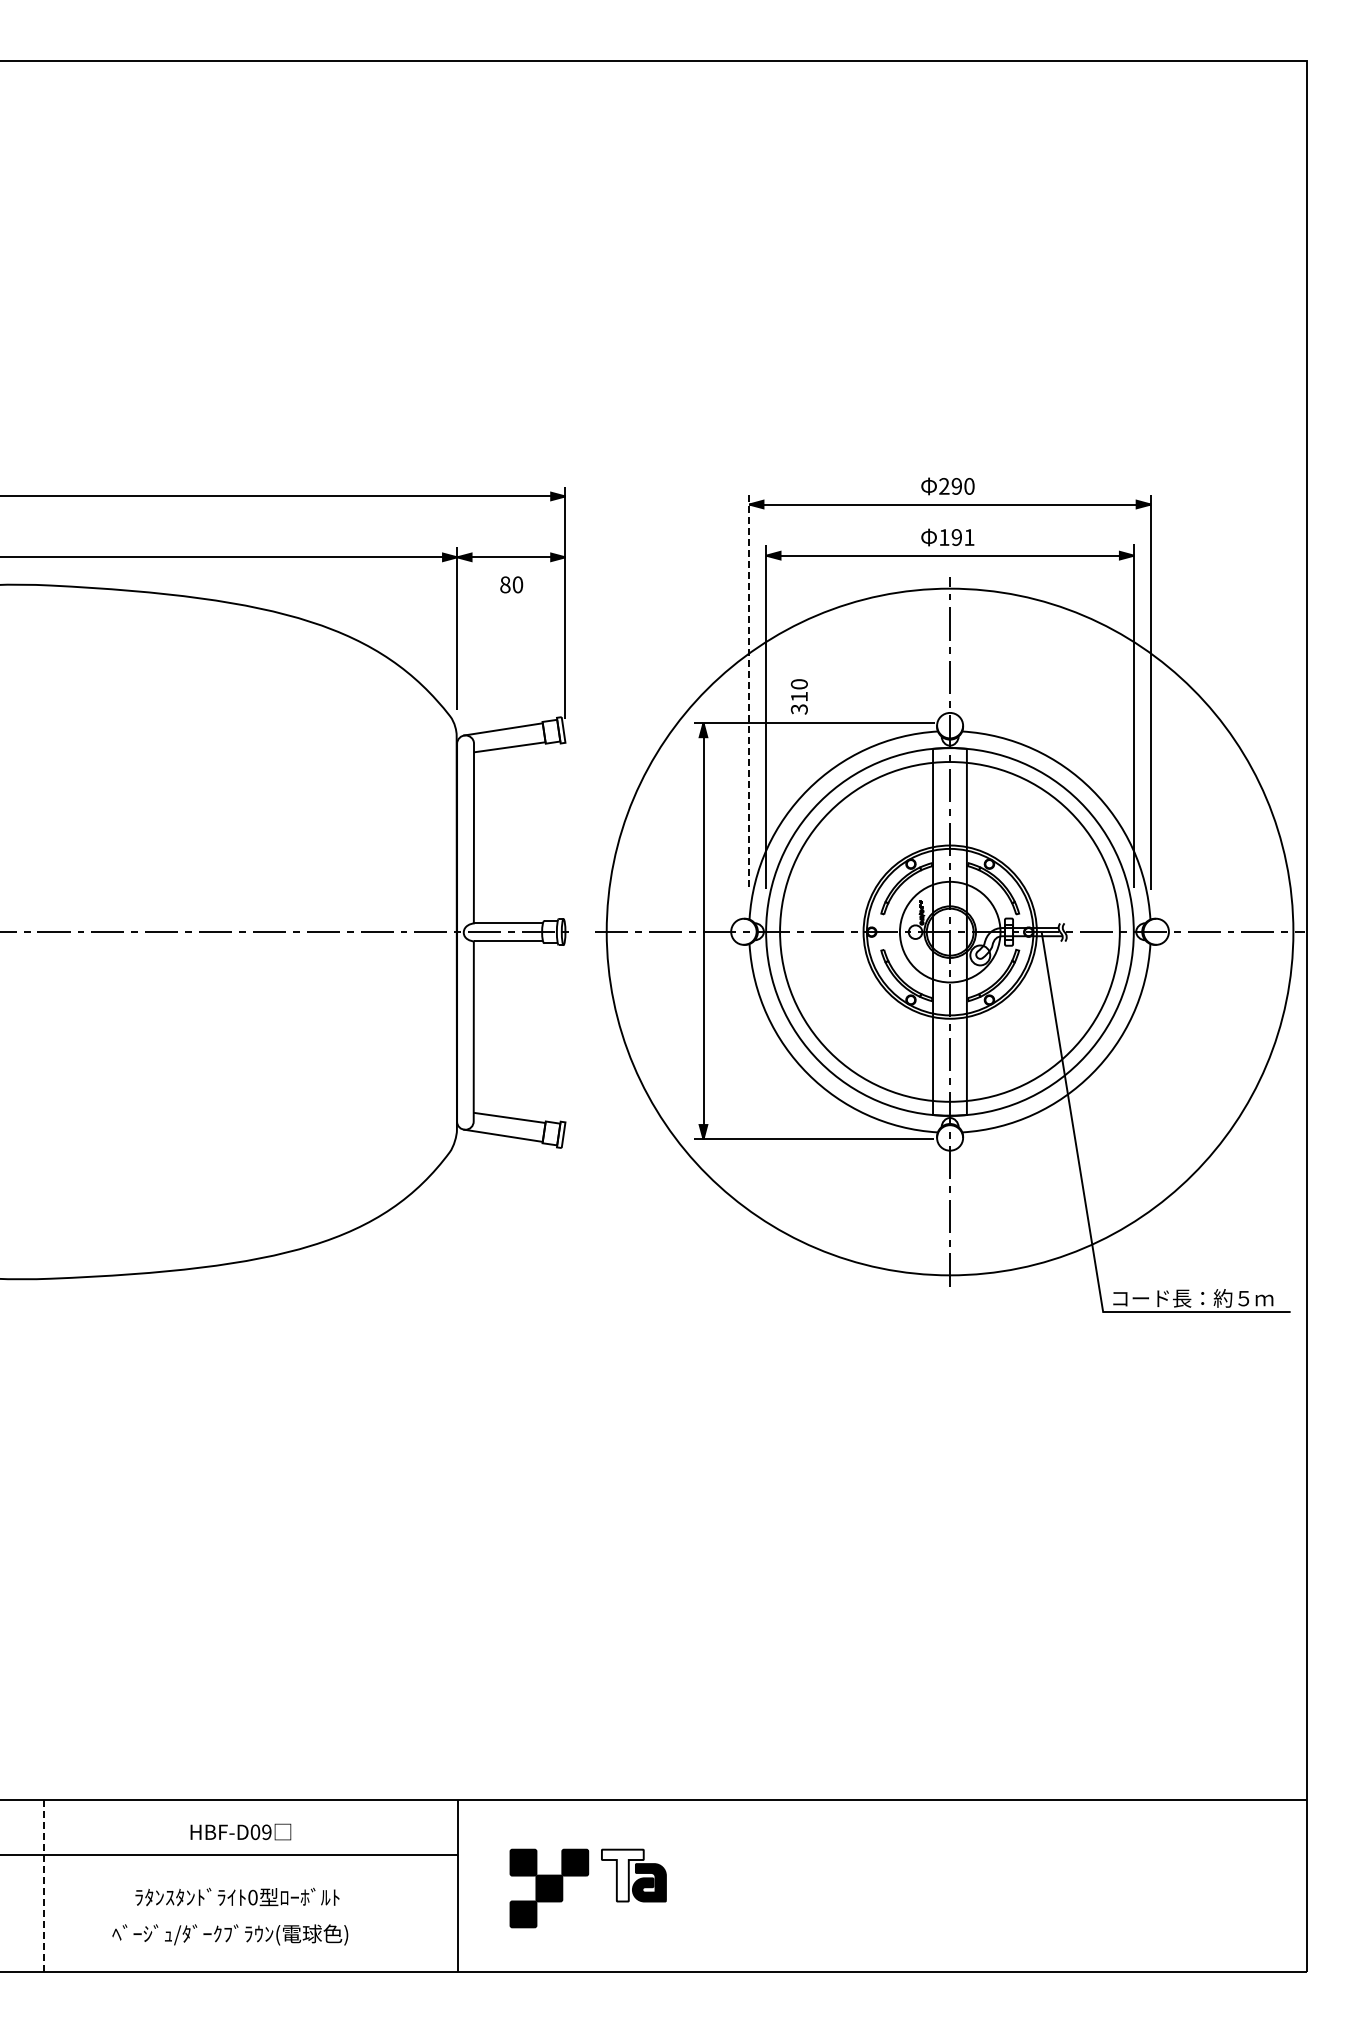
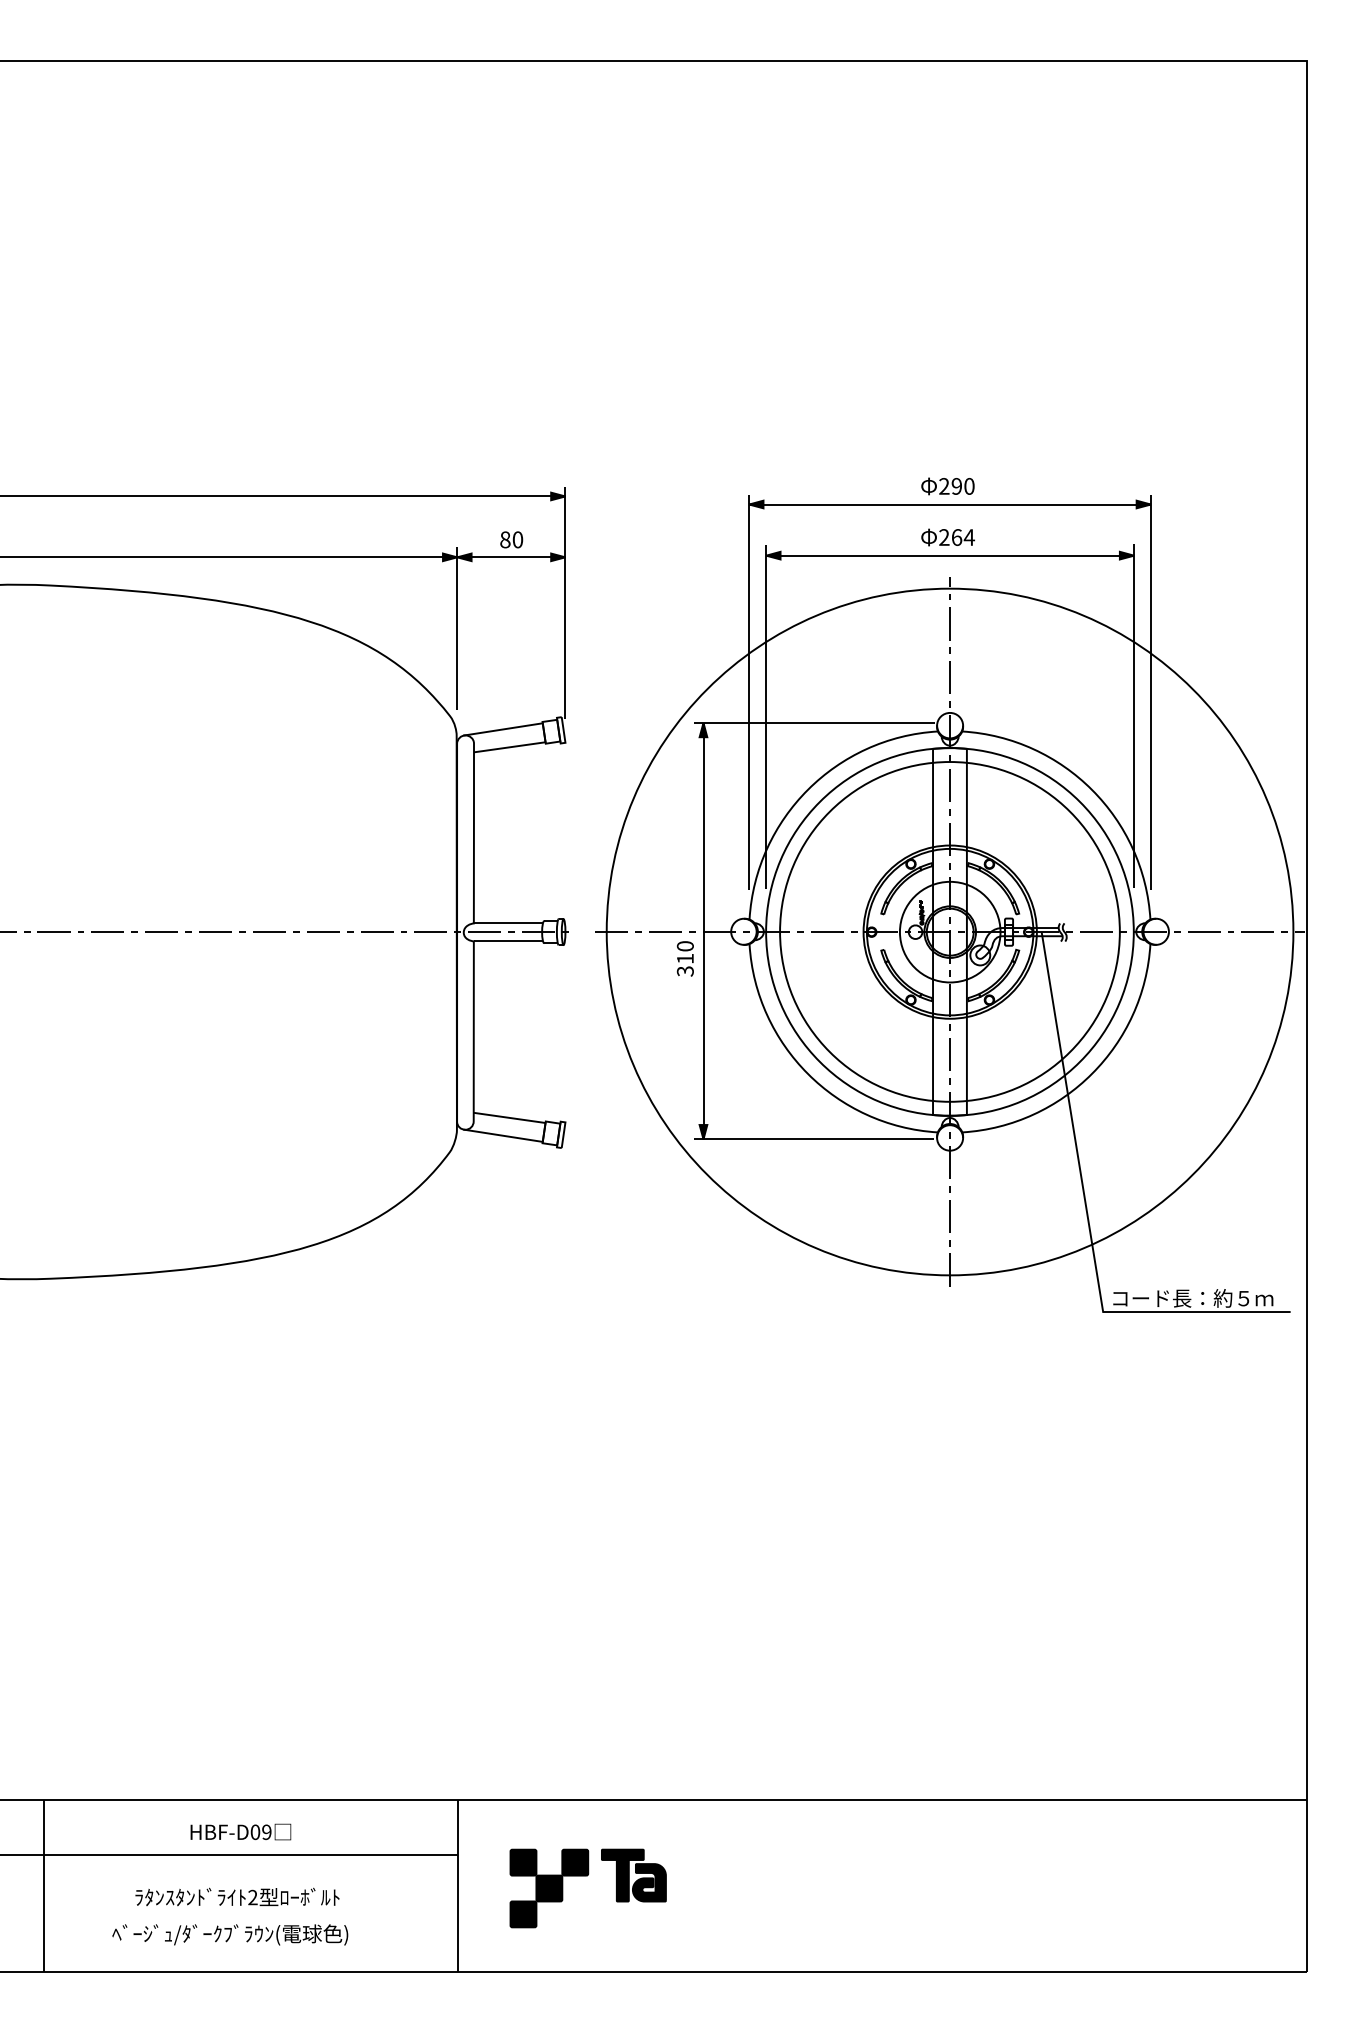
text: 191 -> 264 (957, 537)
text position: (511, 584) -> (511, 539) (511, 539)
line: dashed -> solid (749, 692)
text position: (798, 696) -> (684, 958) (684, 958)
fill: none -> present (622, 1875)
line: dashed -> solid (43, 1886)
text: 0 -> 2 (252, 1897)
